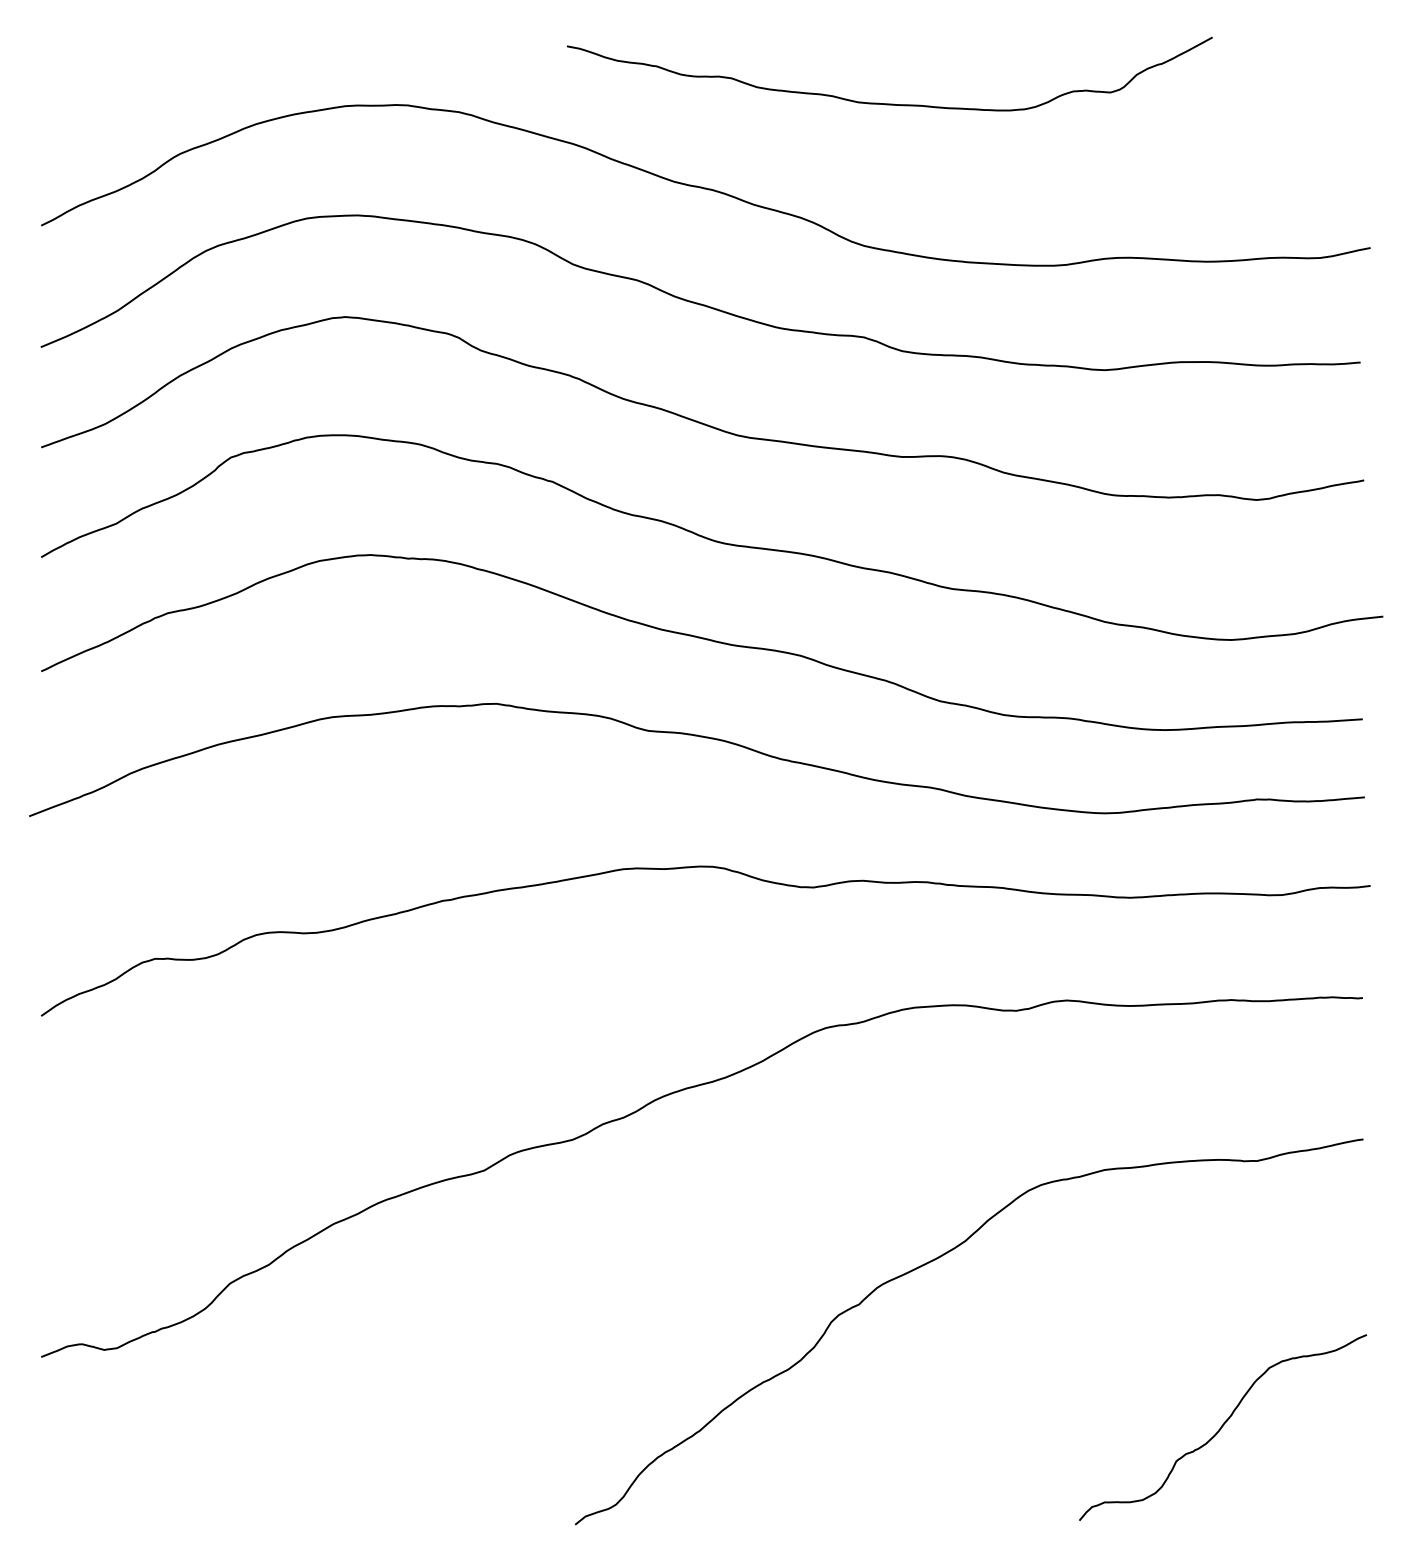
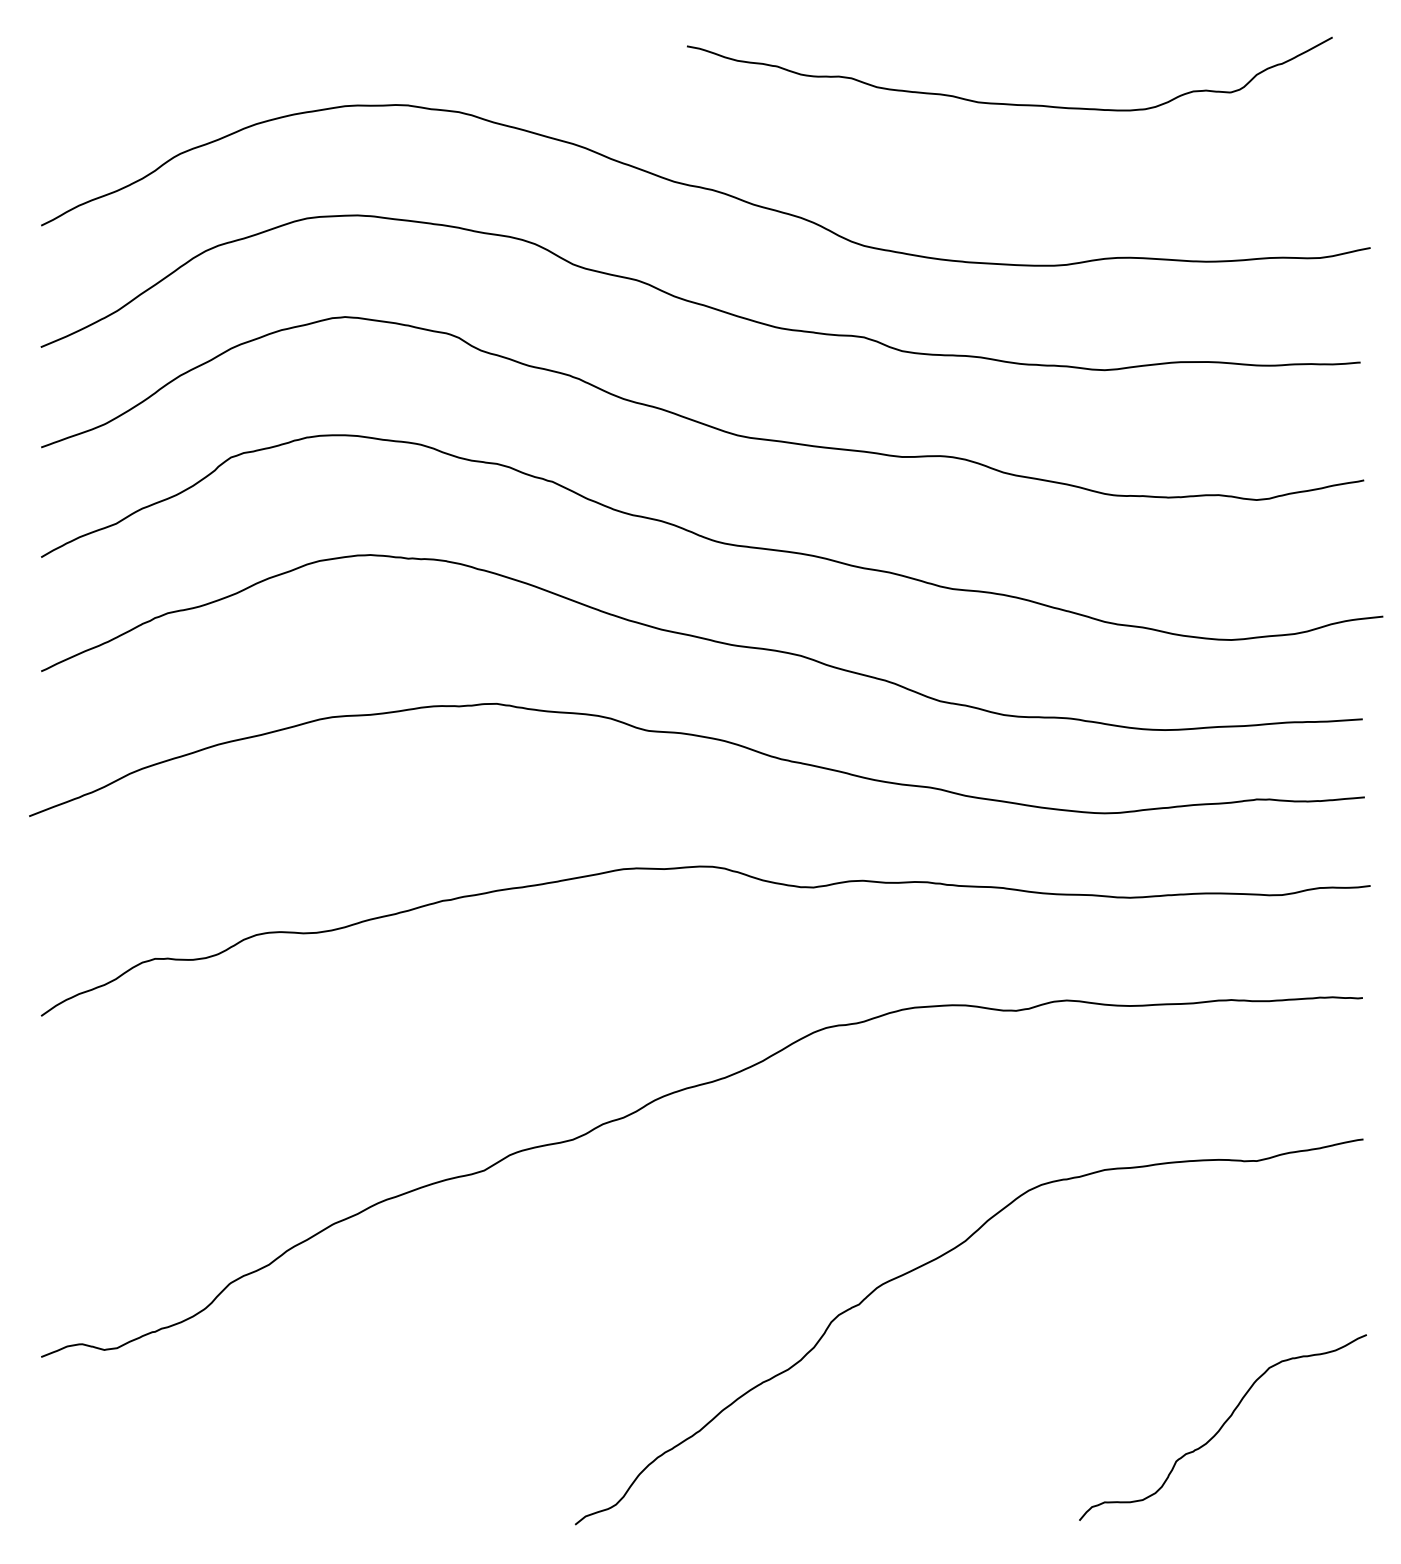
curve position: (889, 103) -> (1009, 103) (1009, 103)
